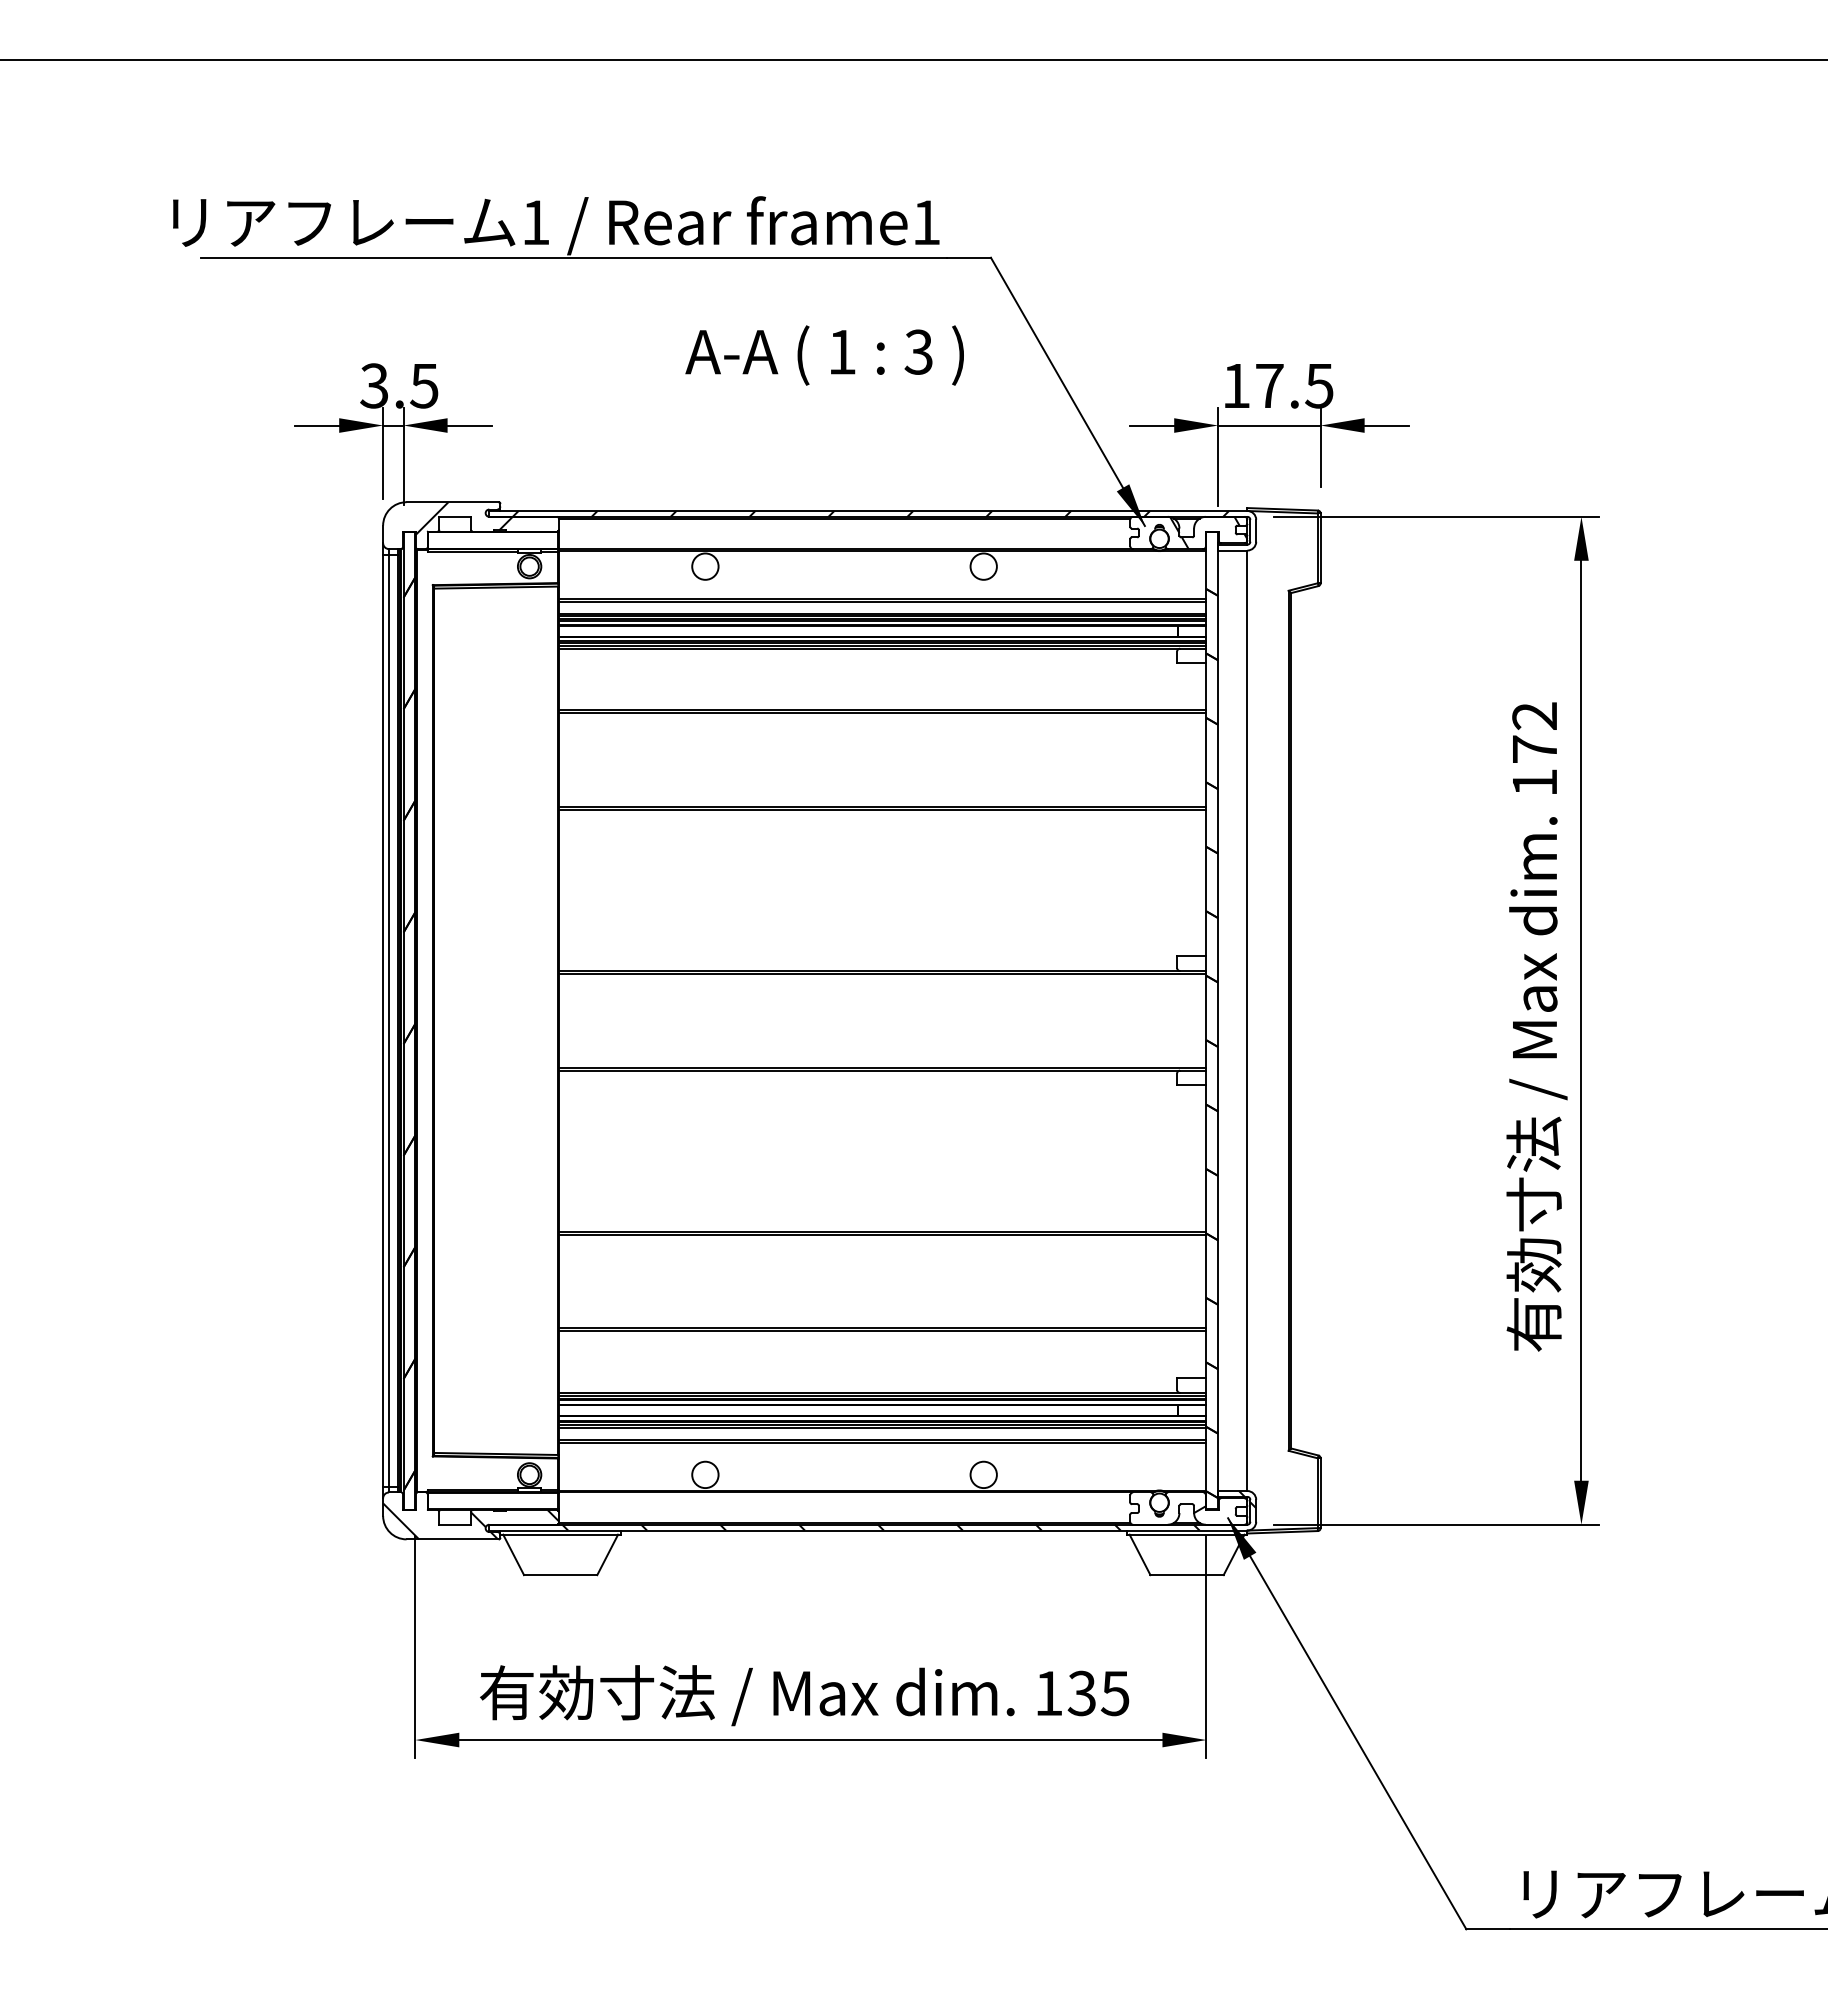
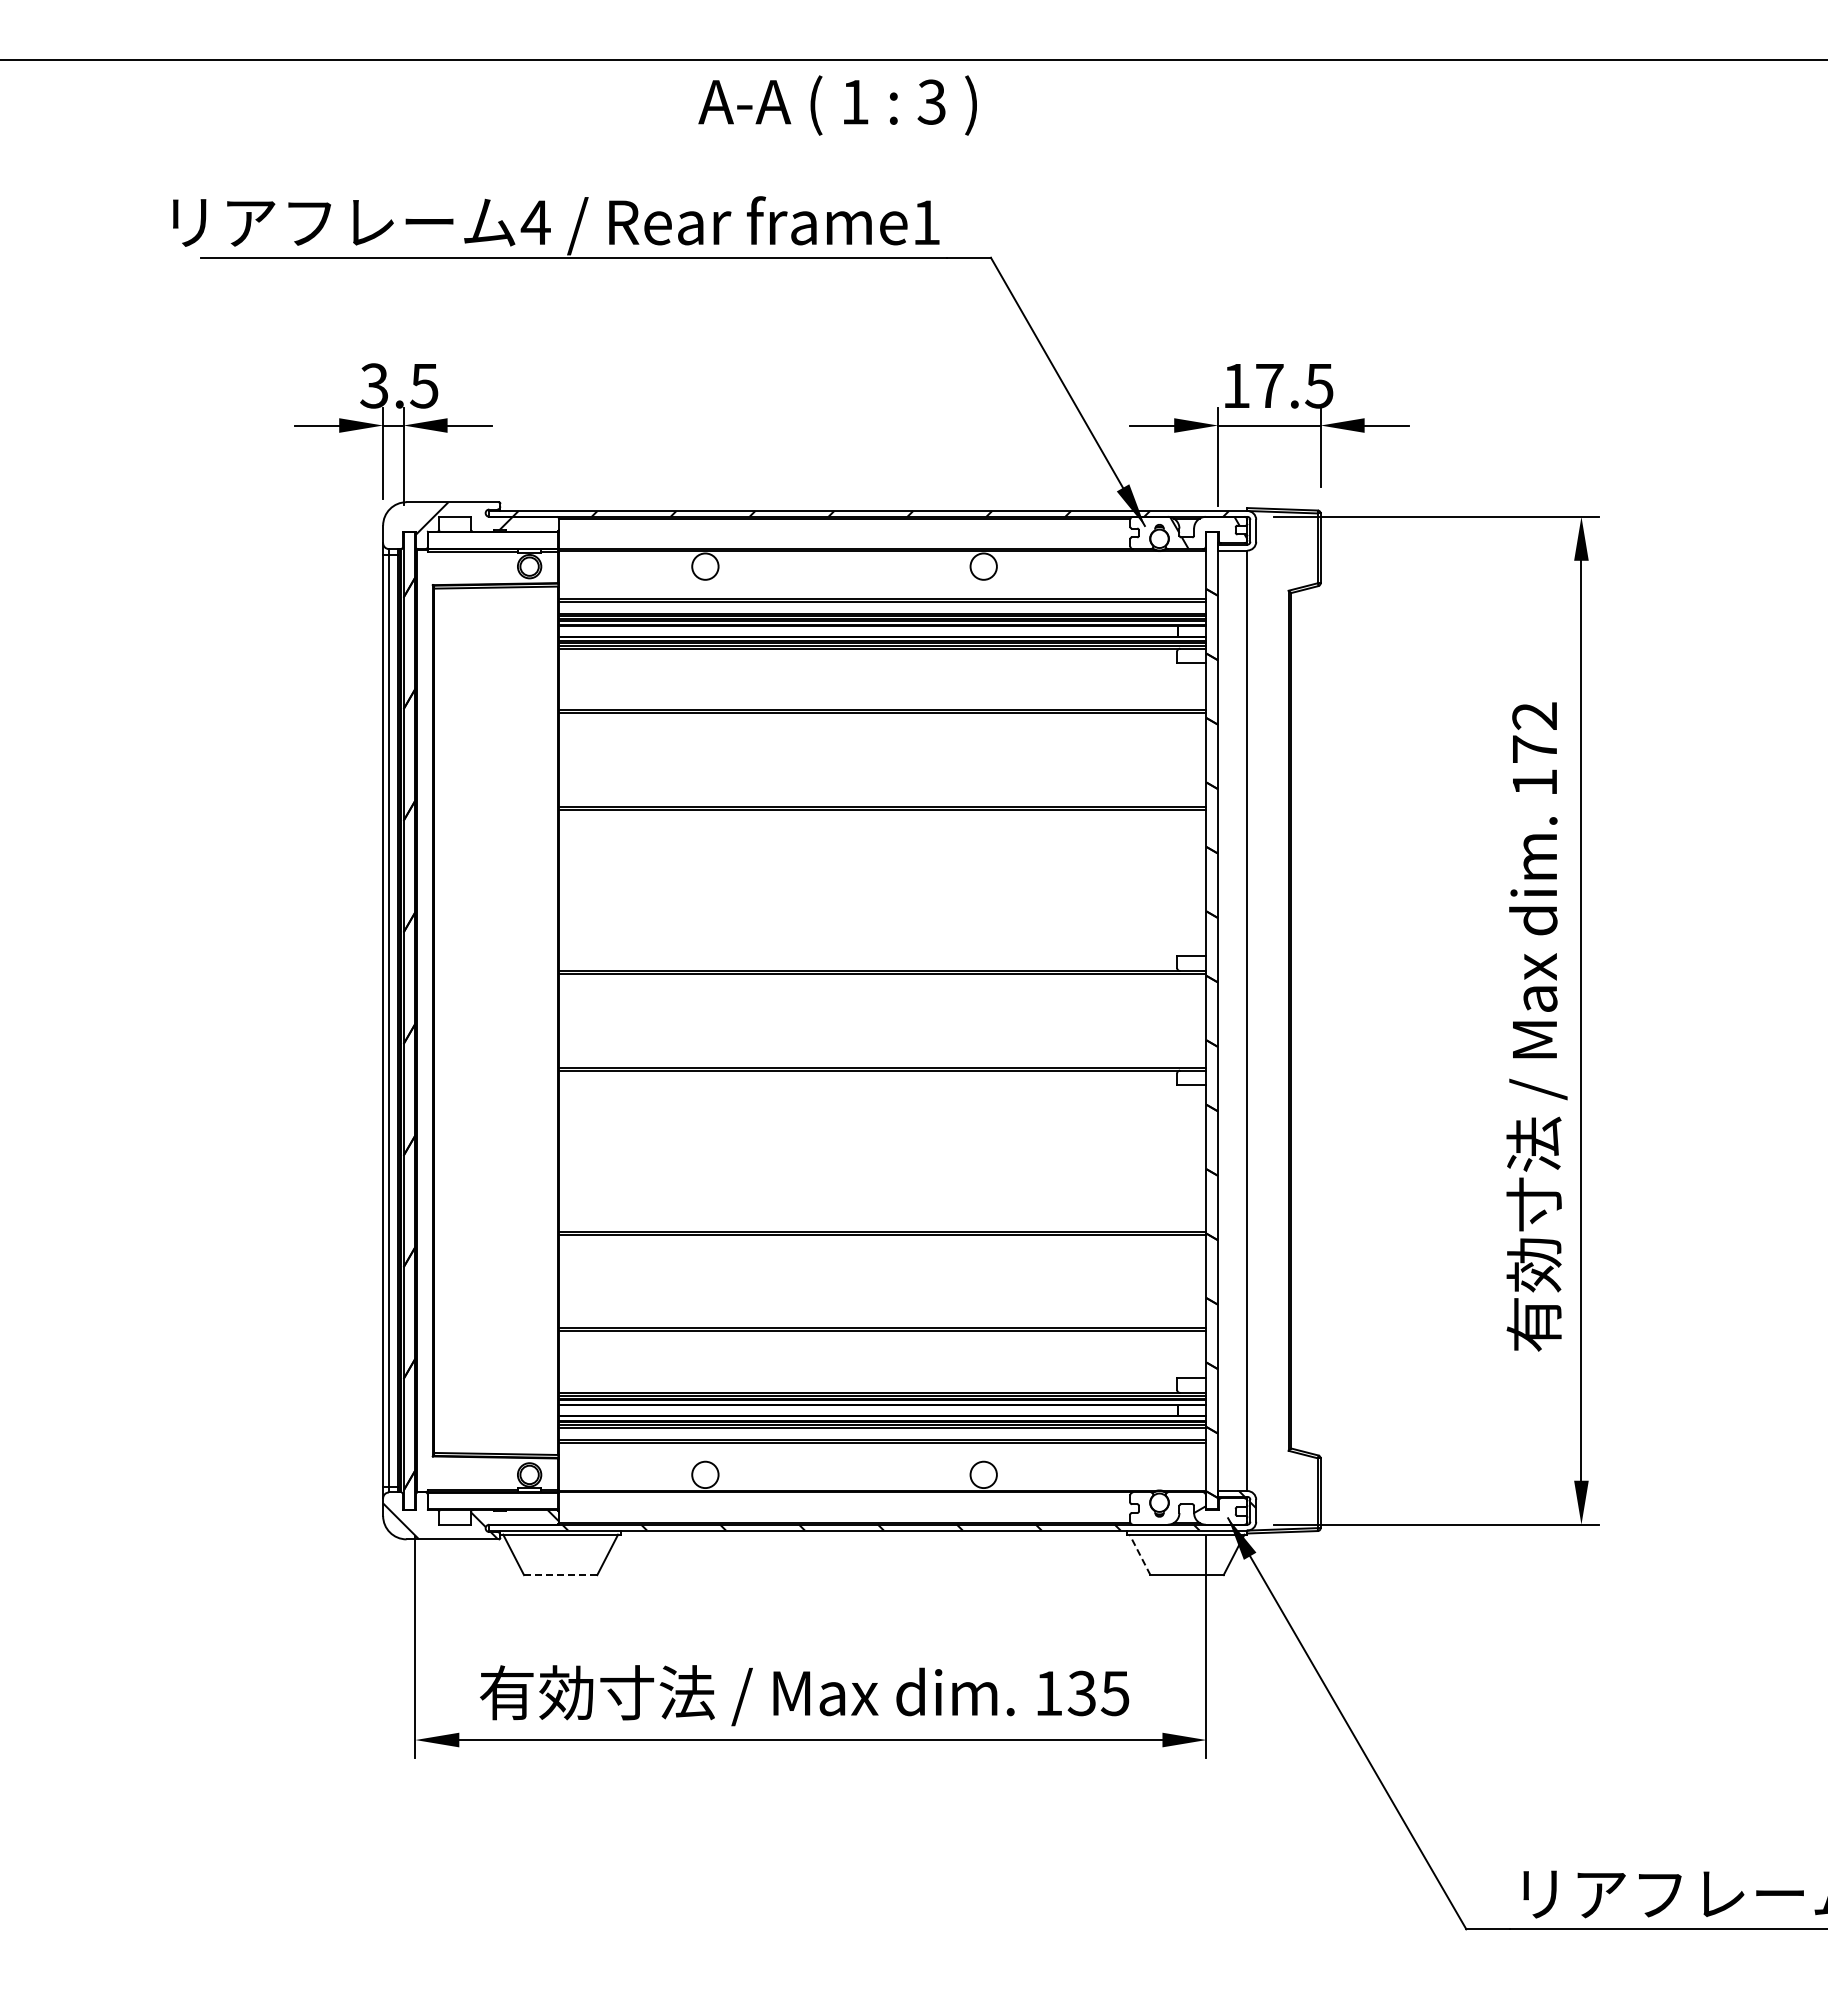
text: 1 -> 4 (535, 222)
text position: (824, 355) -> (837, 105) (837, 105)
line: solid -> dashed (1140, 1554)
line: solid -> dashed (560, 1575)
